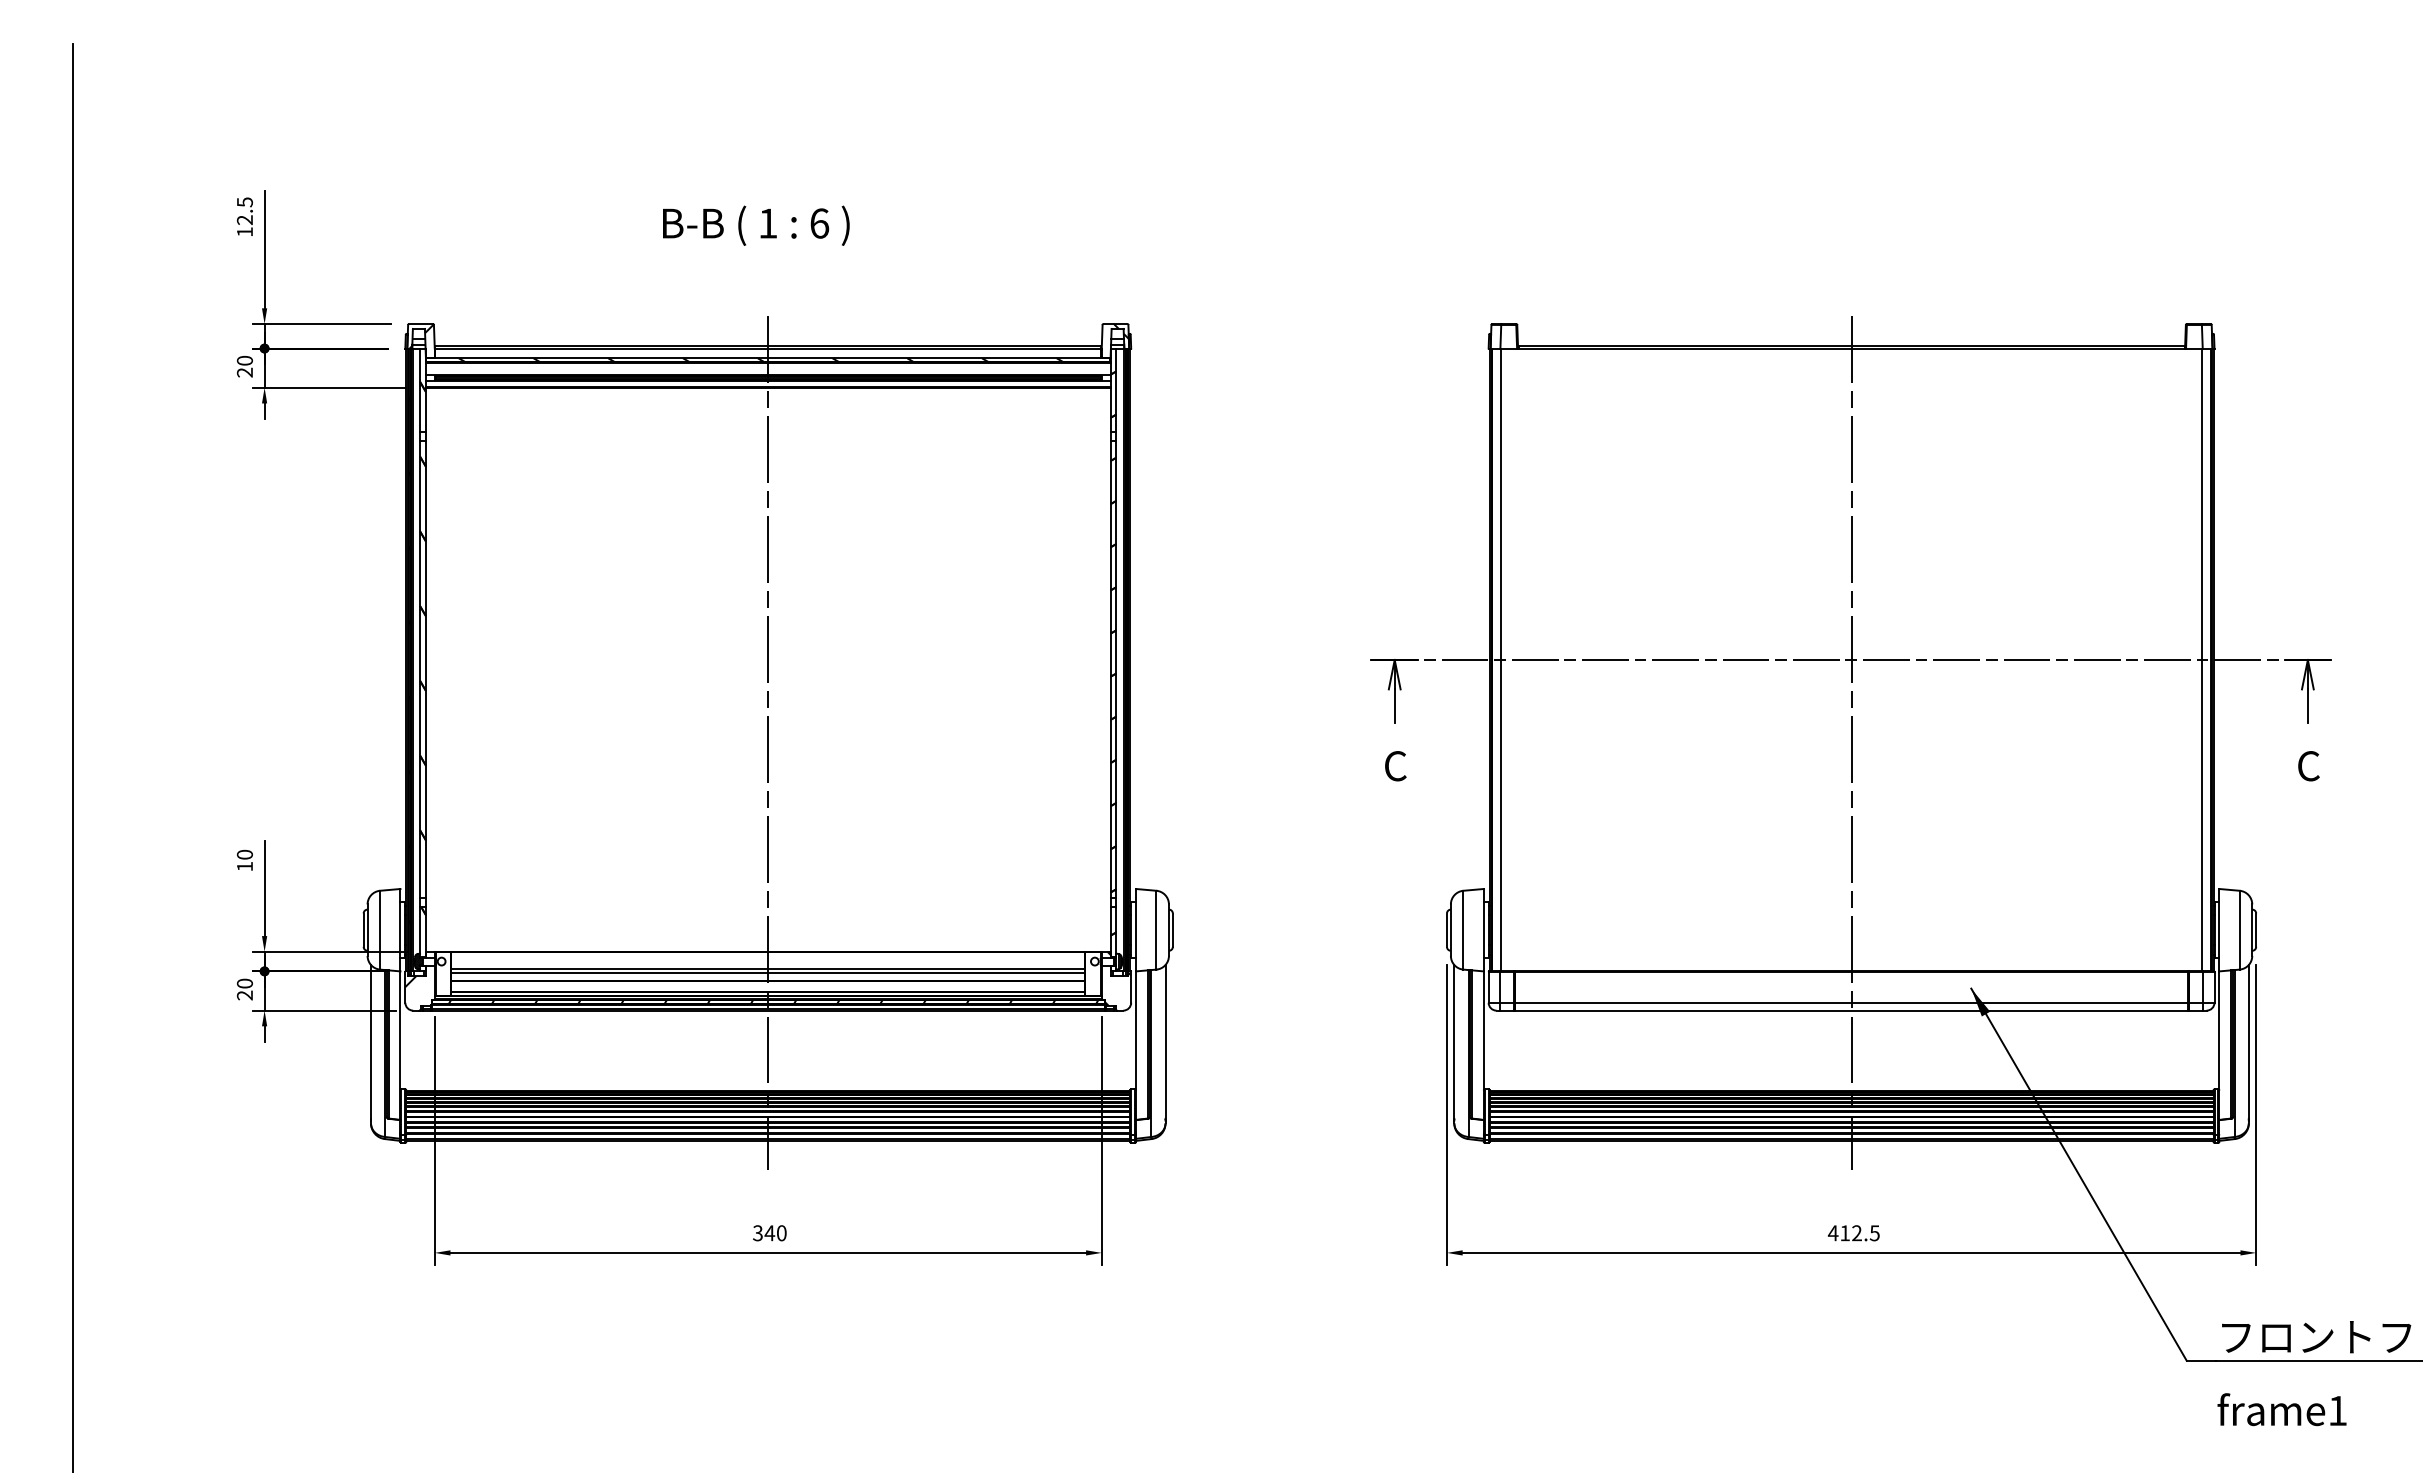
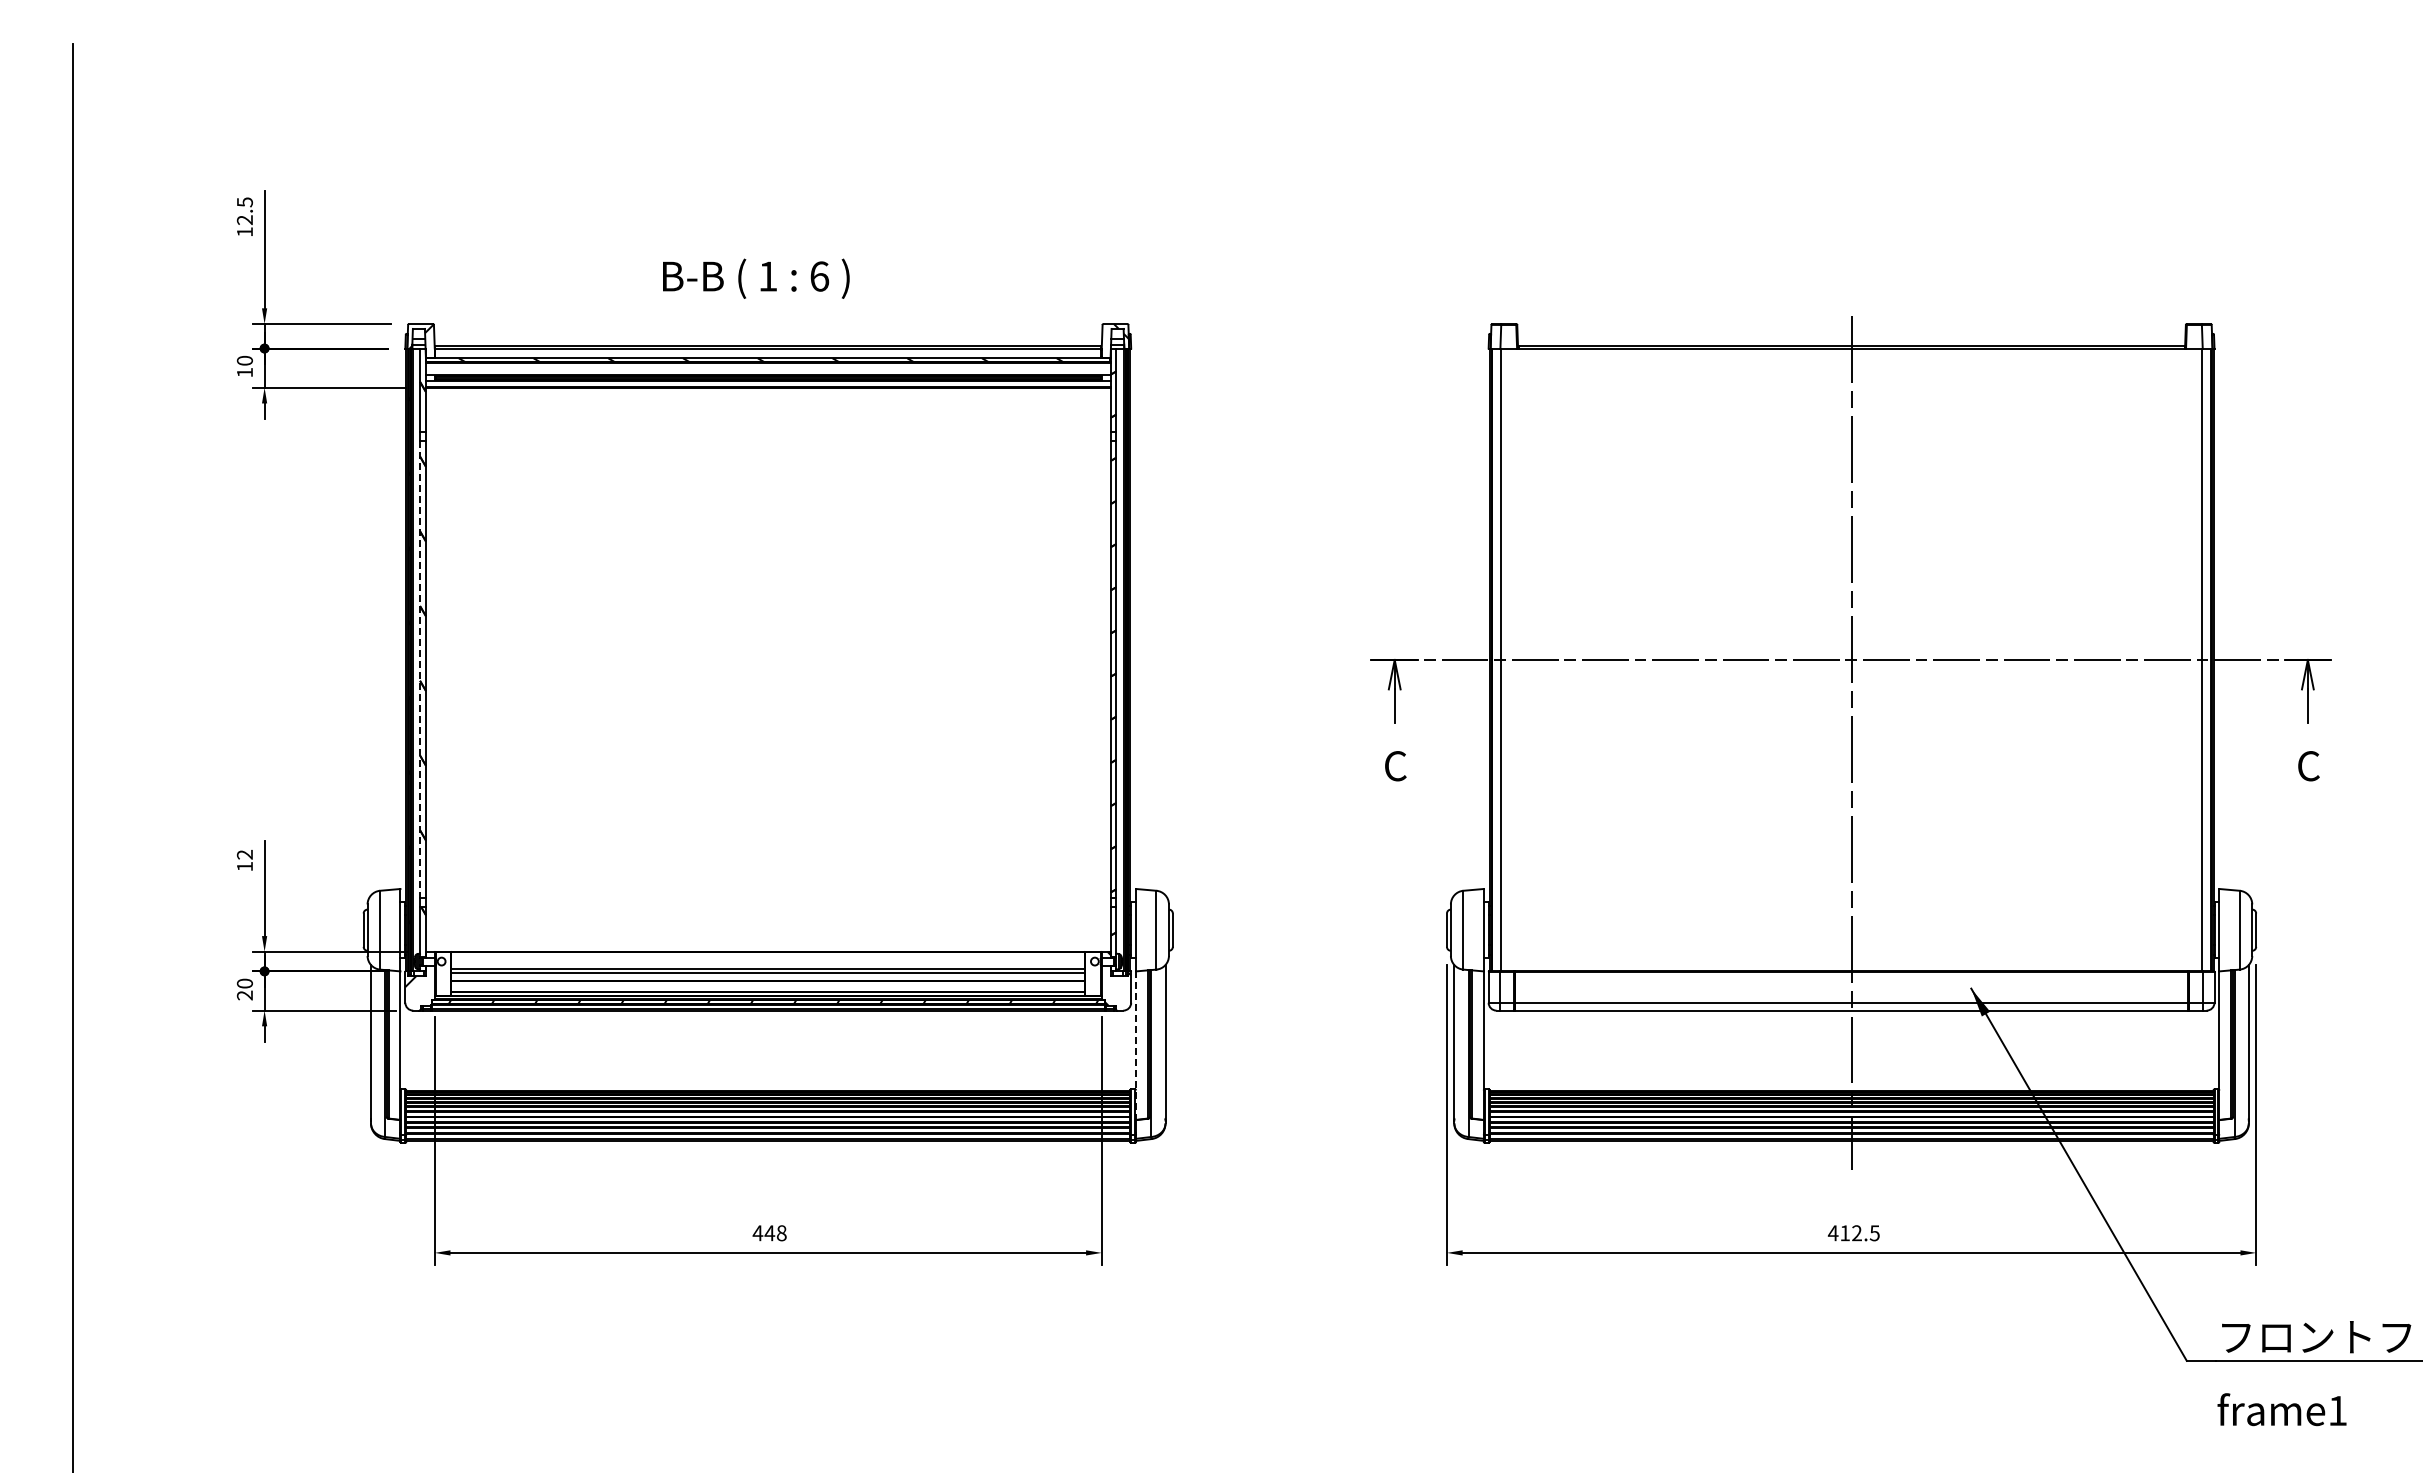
text position: (756, 225) -> (756, 278) (756, 278)
text: 20 -> 10 (244, 372)
line: solid -> dashed (420, 669)
line: present -> none (768, 743)
text: 10 -> 12 (244, 854)
line: solid -> dashed (1136, 1046)
text: 340 -> 448 (769, 1233)
